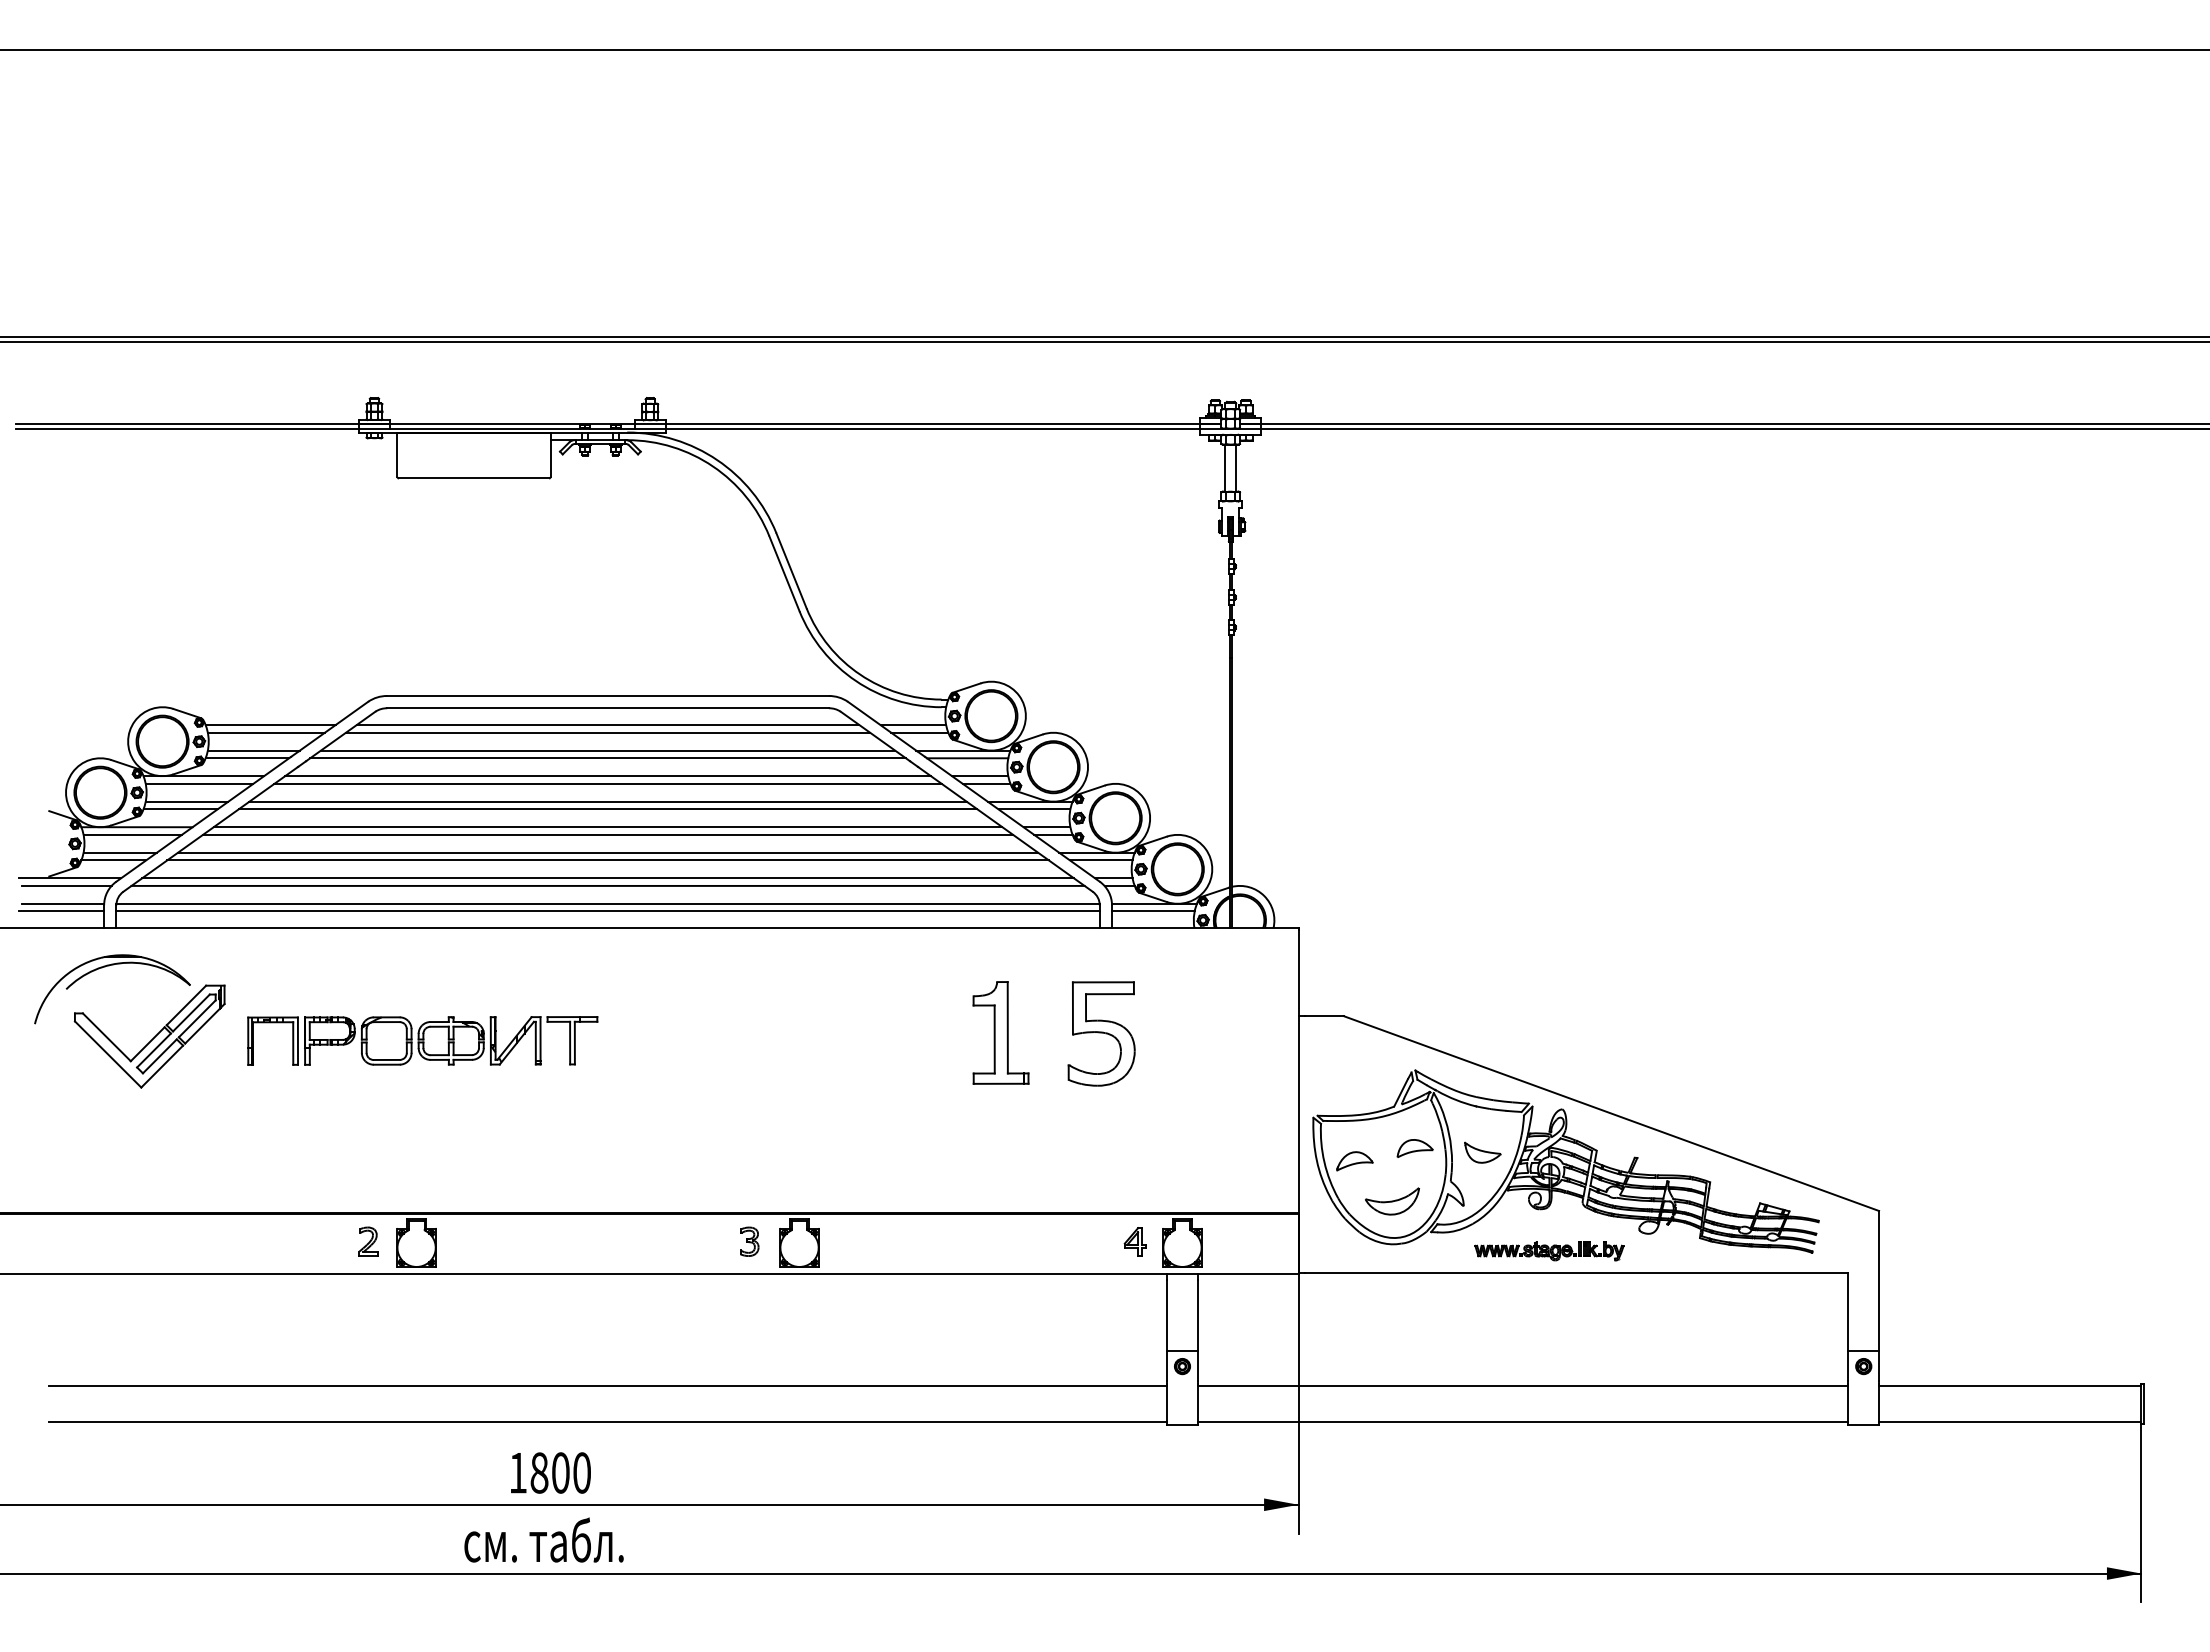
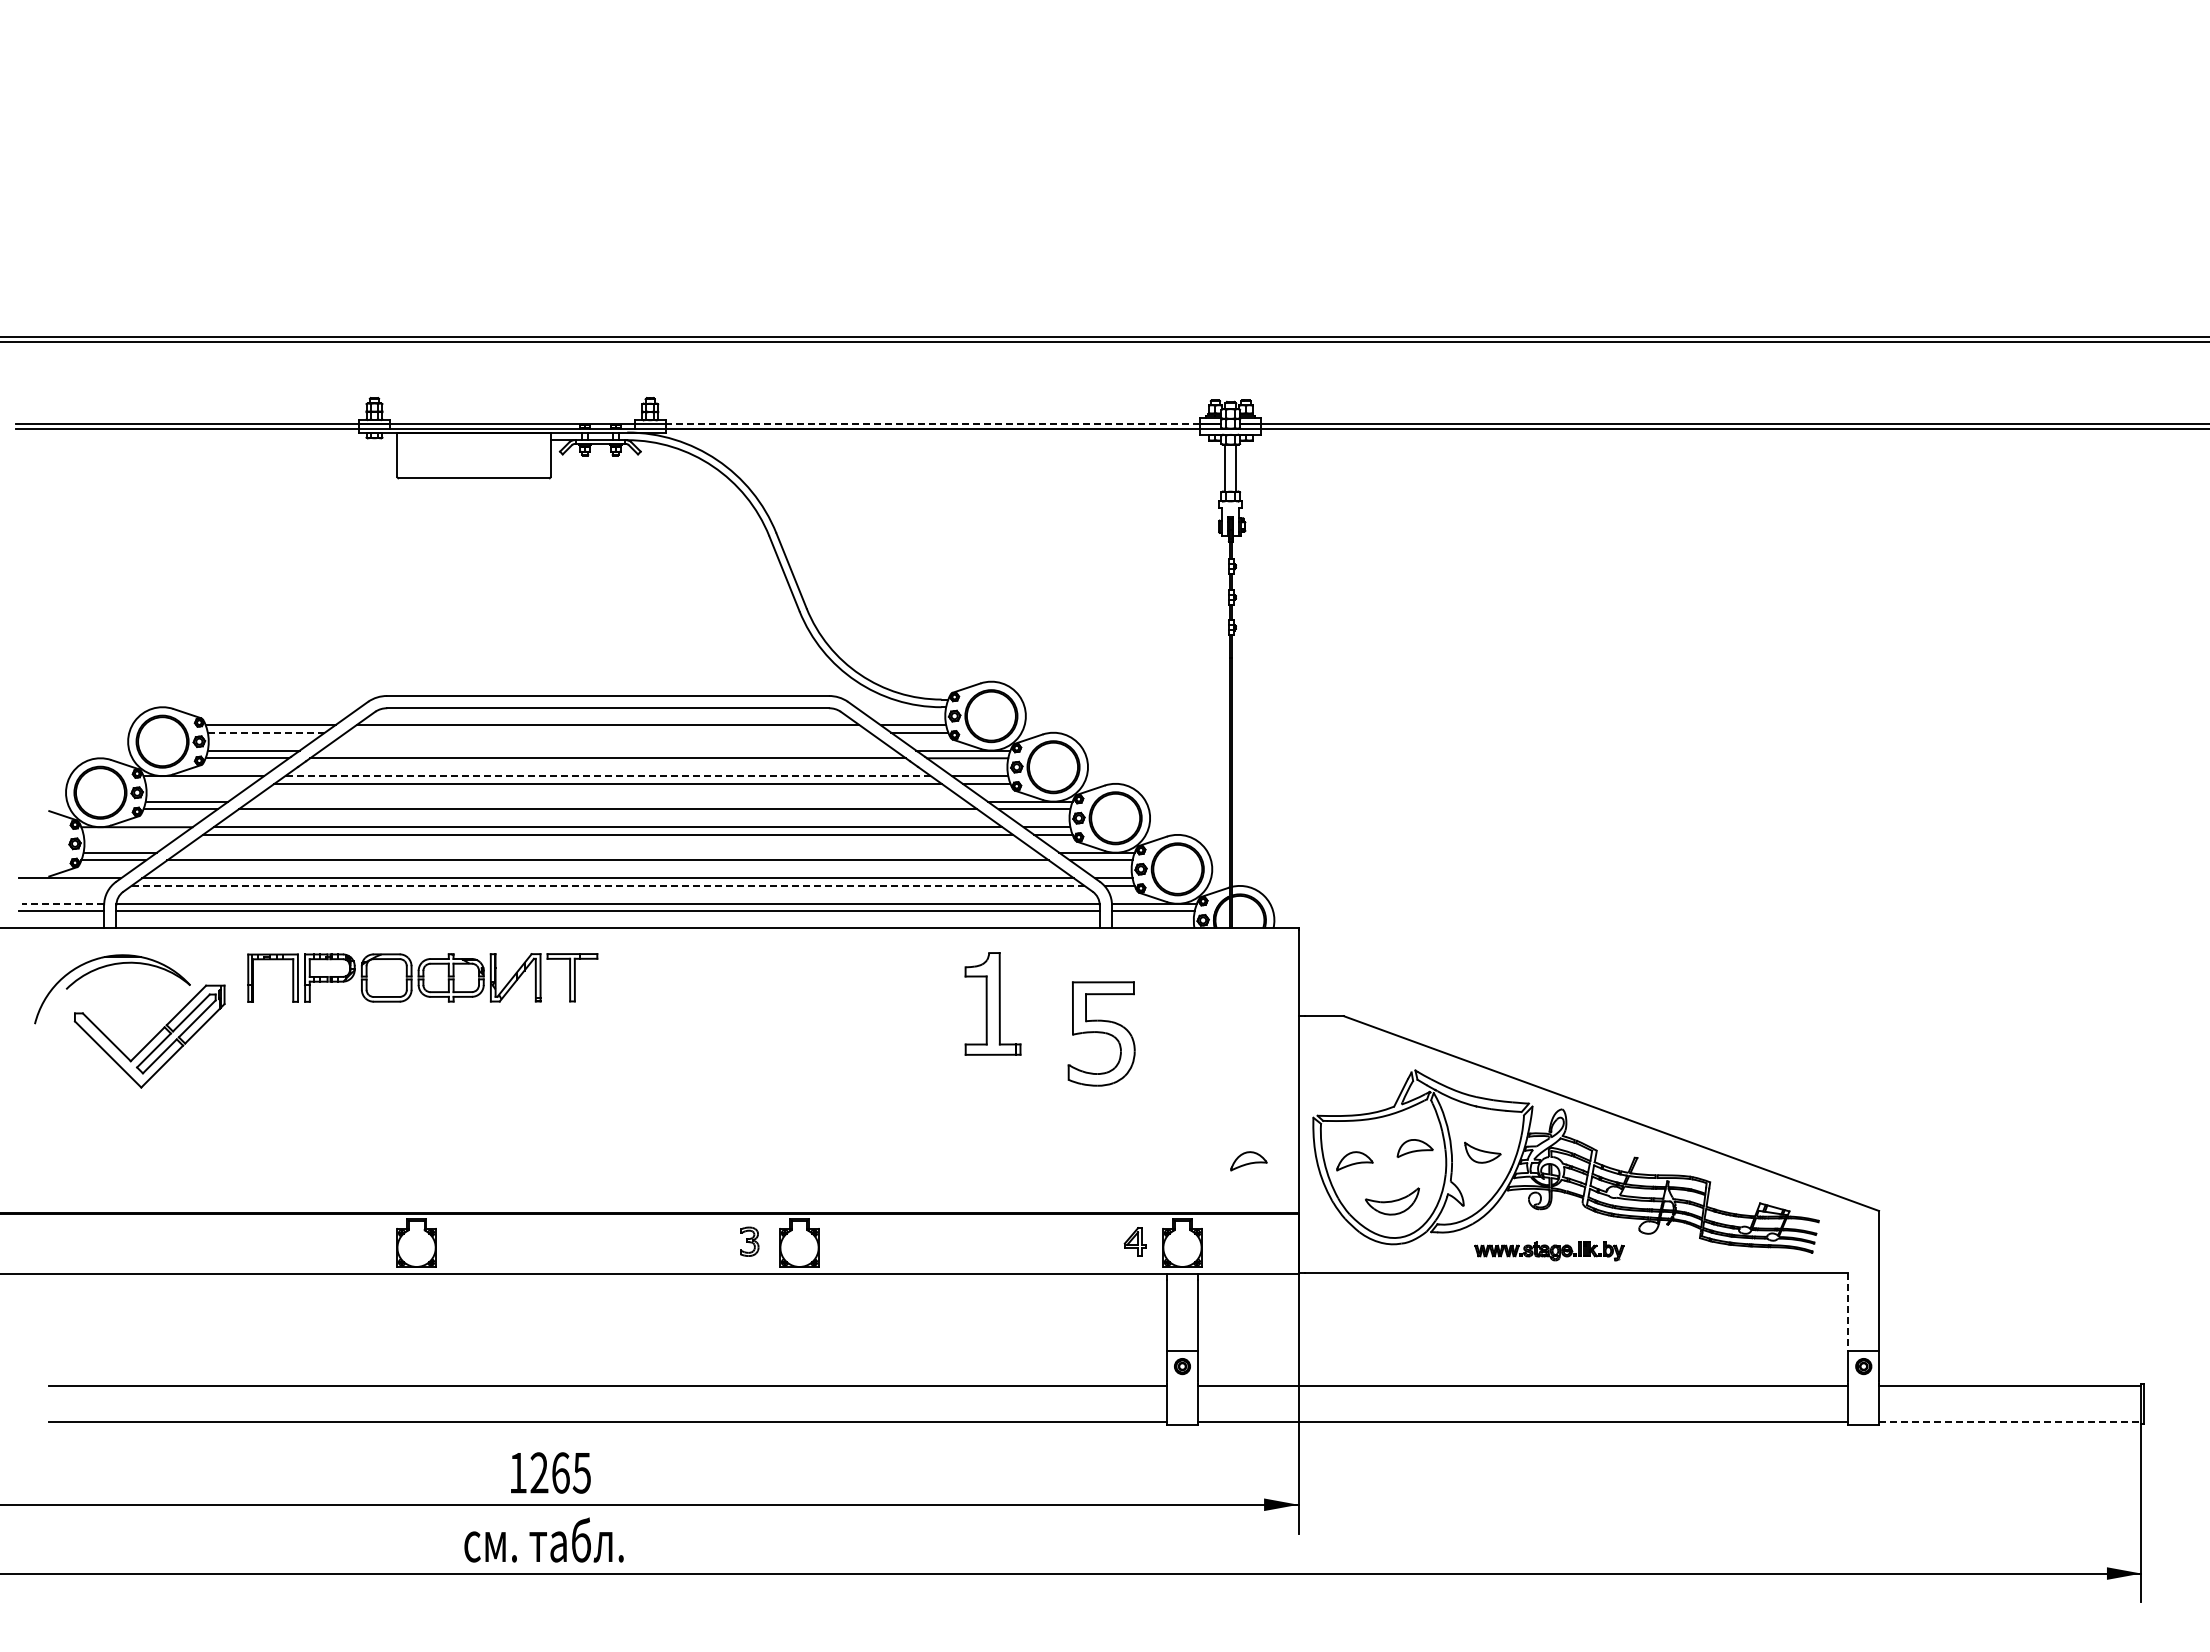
line: present -> none (1104, 49)
line: solid -> dashed (932, 423)
line: solid -> dashed (266, 732)
line: present -> none (607, 732)
line: present -> none (607, 750)
line: solid -> dashed (608, 776)
line: present -> none (199, 783)
line: present -> none (607, 801)
line: present -> none (132, 834)
line: present -> none (607, 852)
line: present -> none (66, 885)
line: solid -> dashed (608, 885)
line: solid -> dashed (62, 903)
part position: (1000, 1032) -> (992, 1003) (992, 1003)
part position: (422, 1040) -> (422, 977) (422, 977)
part: none -> present (1248, 1161)
part: present -> none (368, 1241)
line: solid -> dashed (1848, 1312)
line: solid -> dashed (2010, 1422)
text: 1800 -> 1265 (560, 1472)
